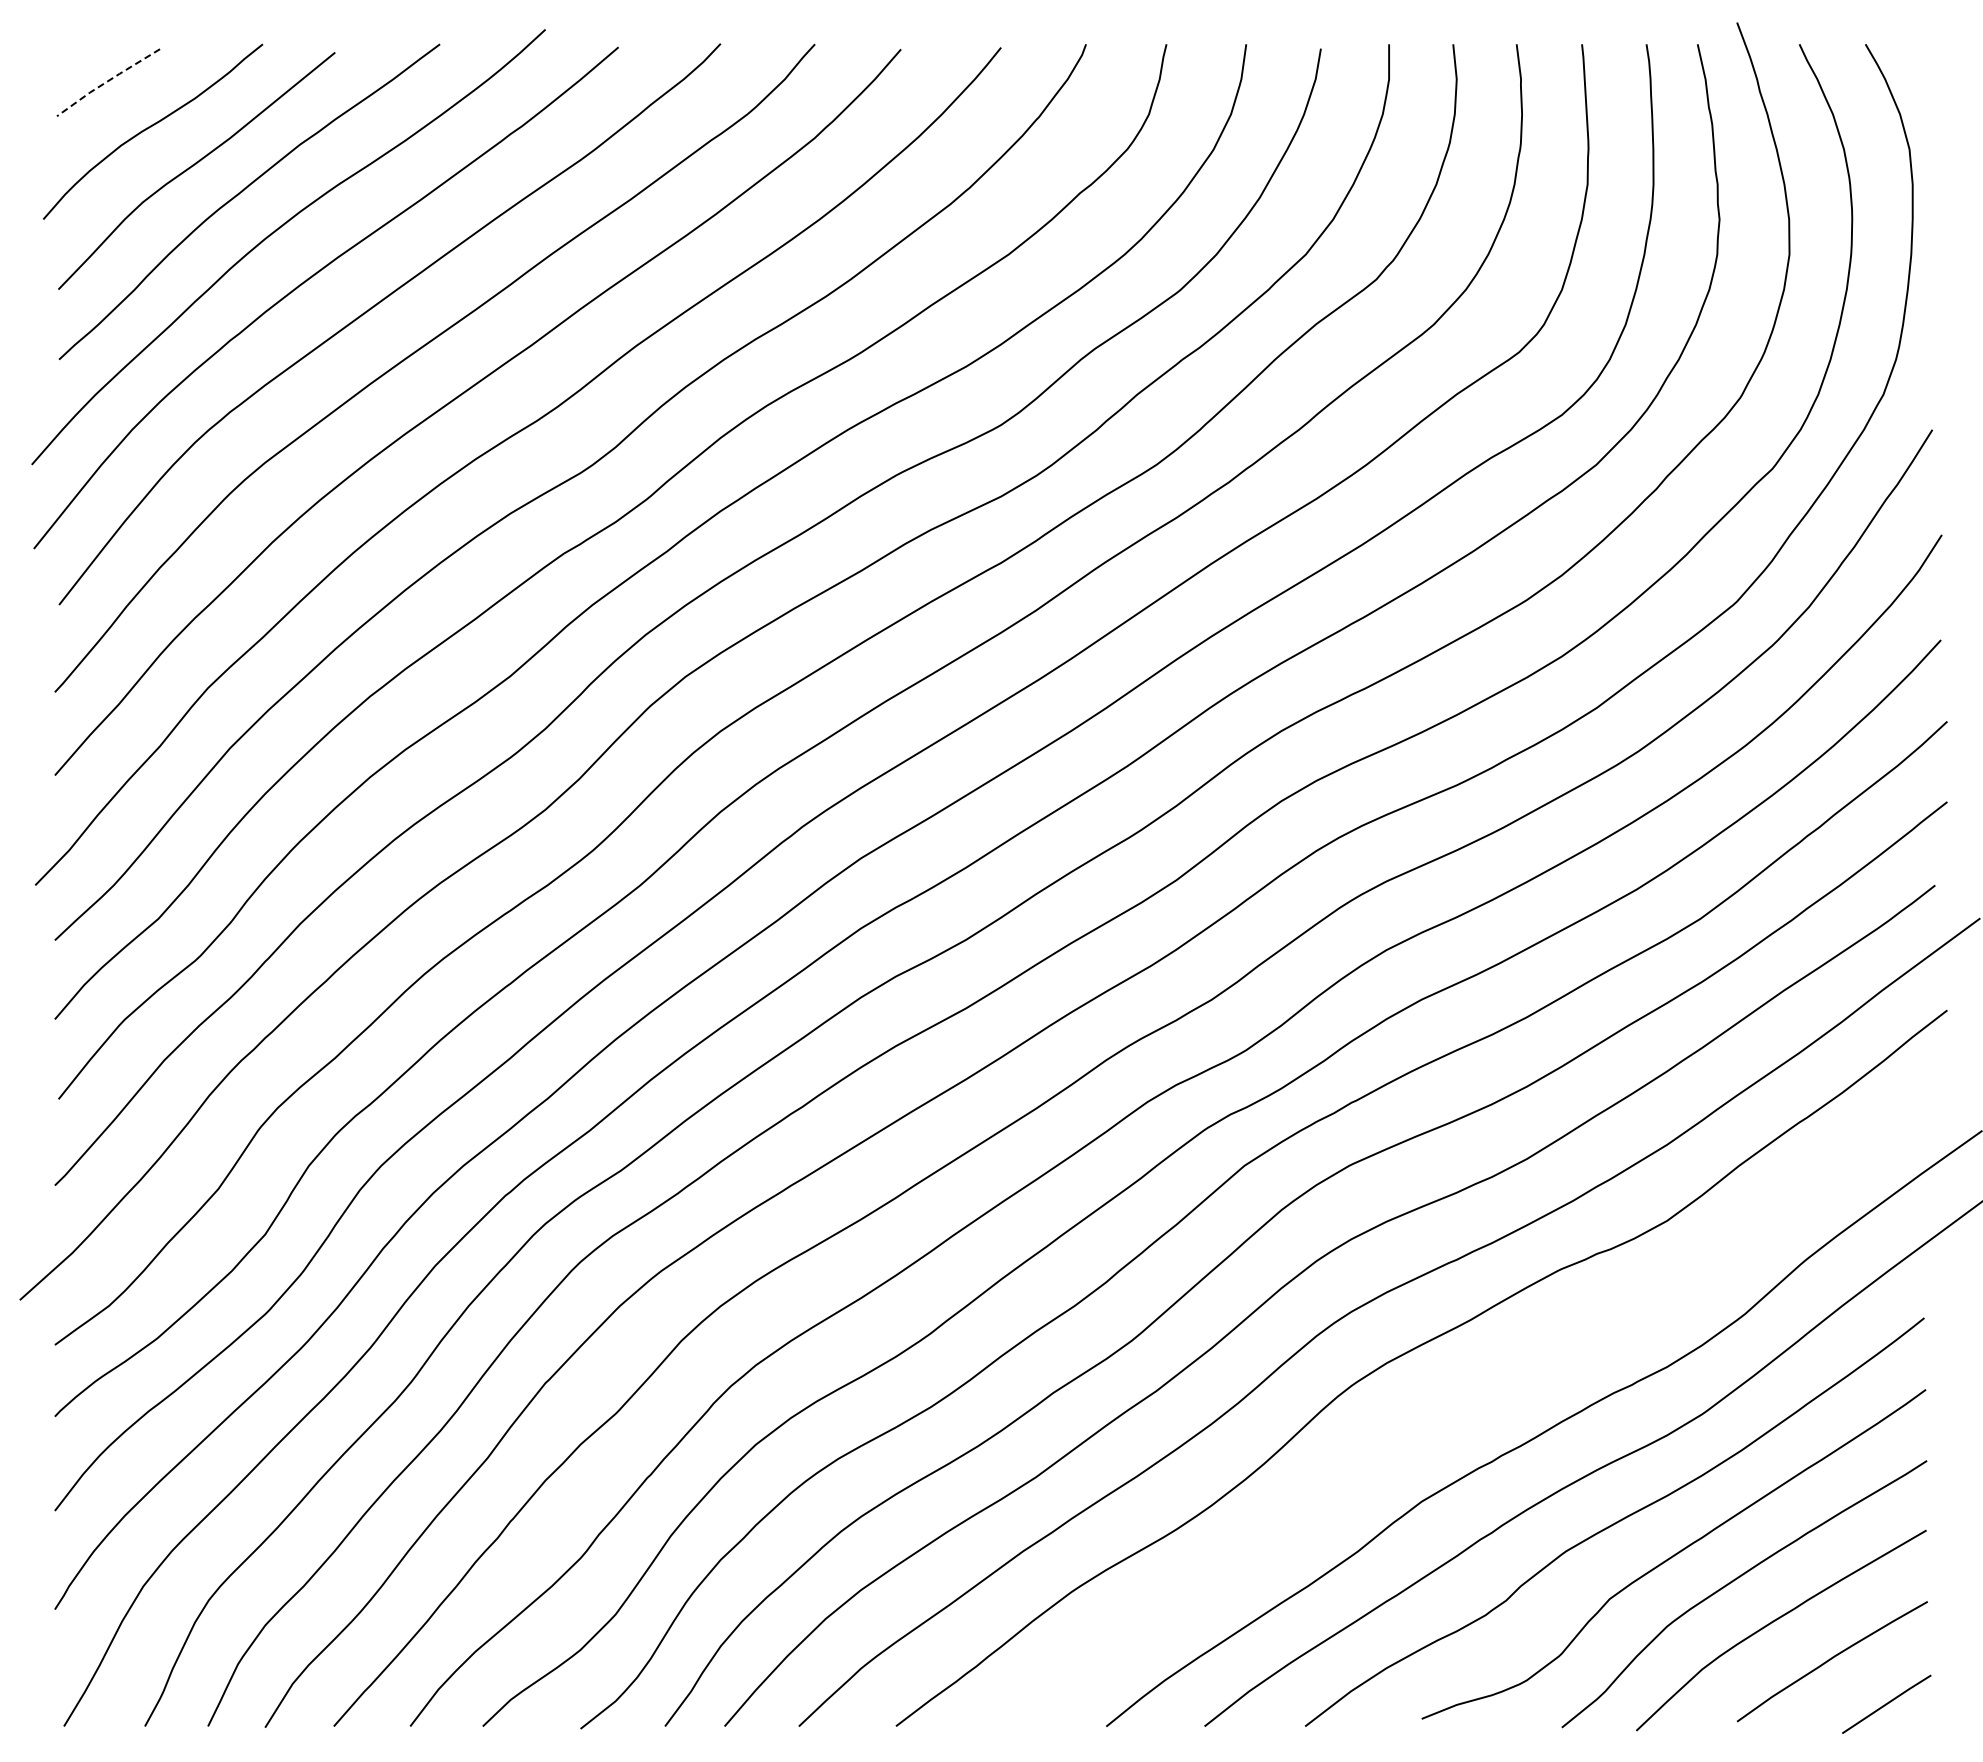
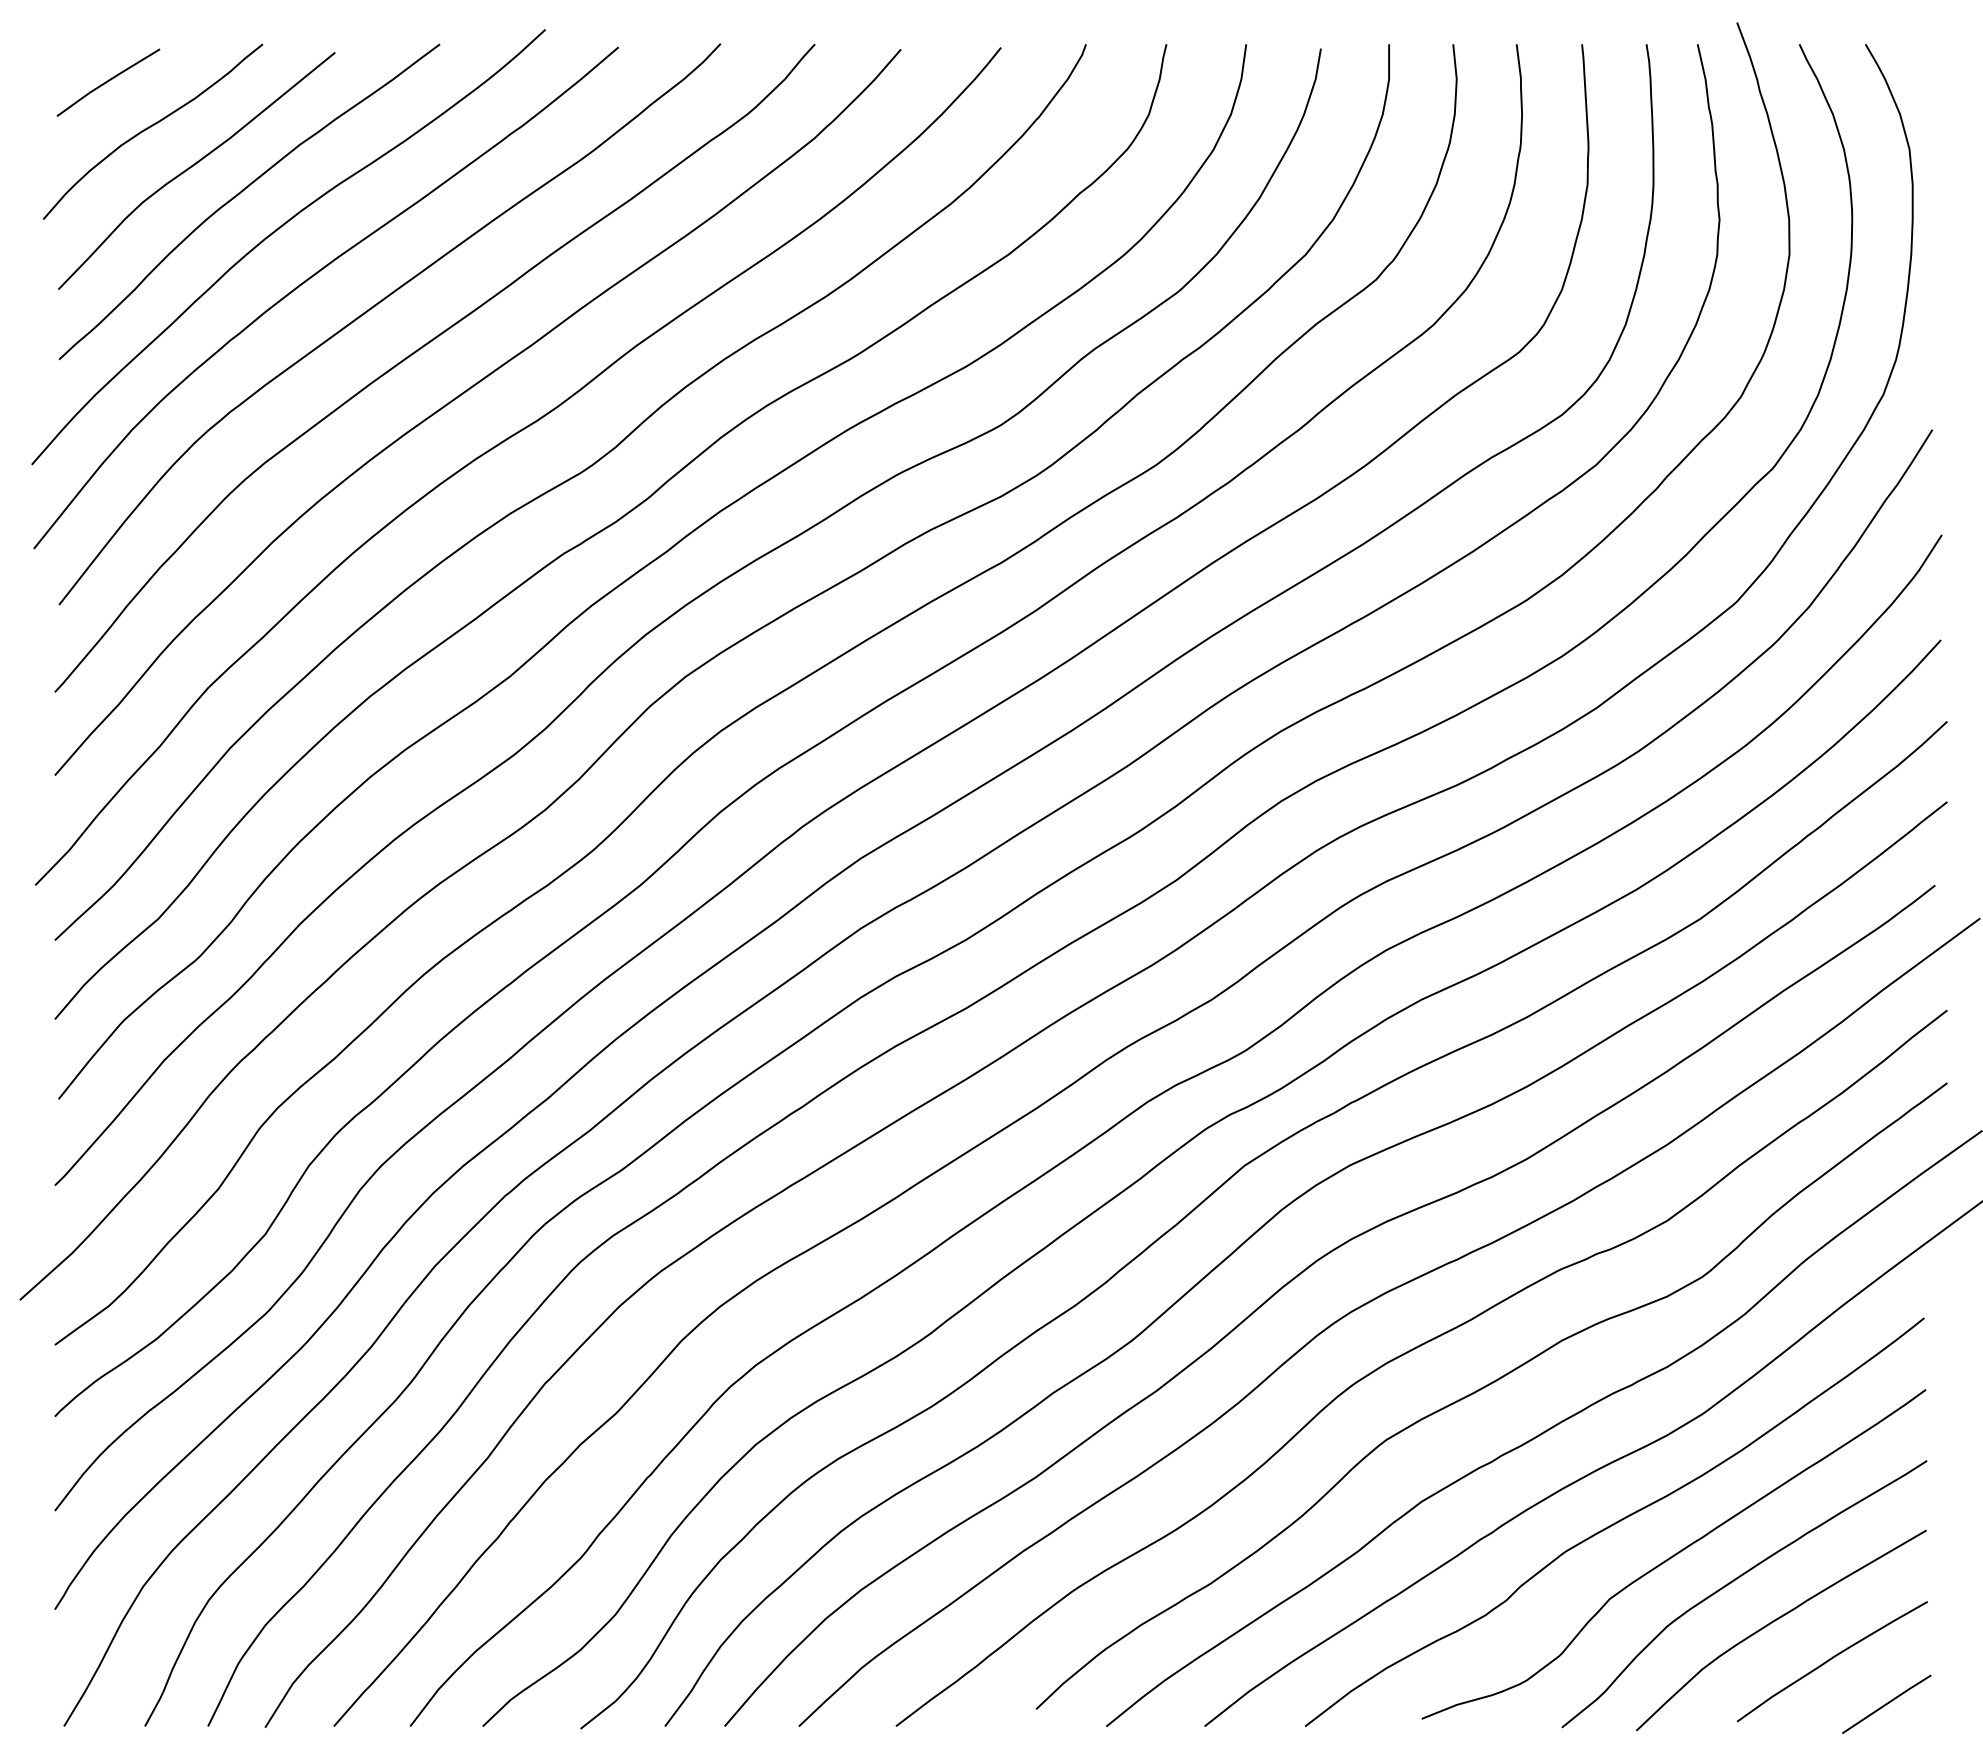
line: dashed -> solid (107, 81)
curve: none -> present (1486, 1387)
